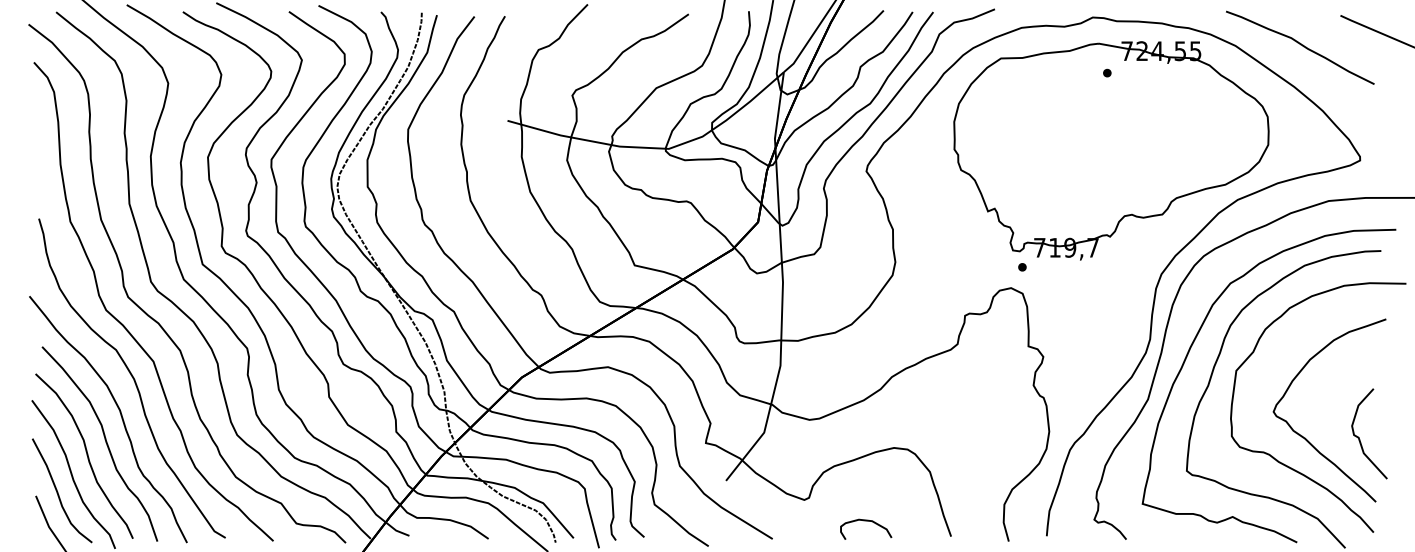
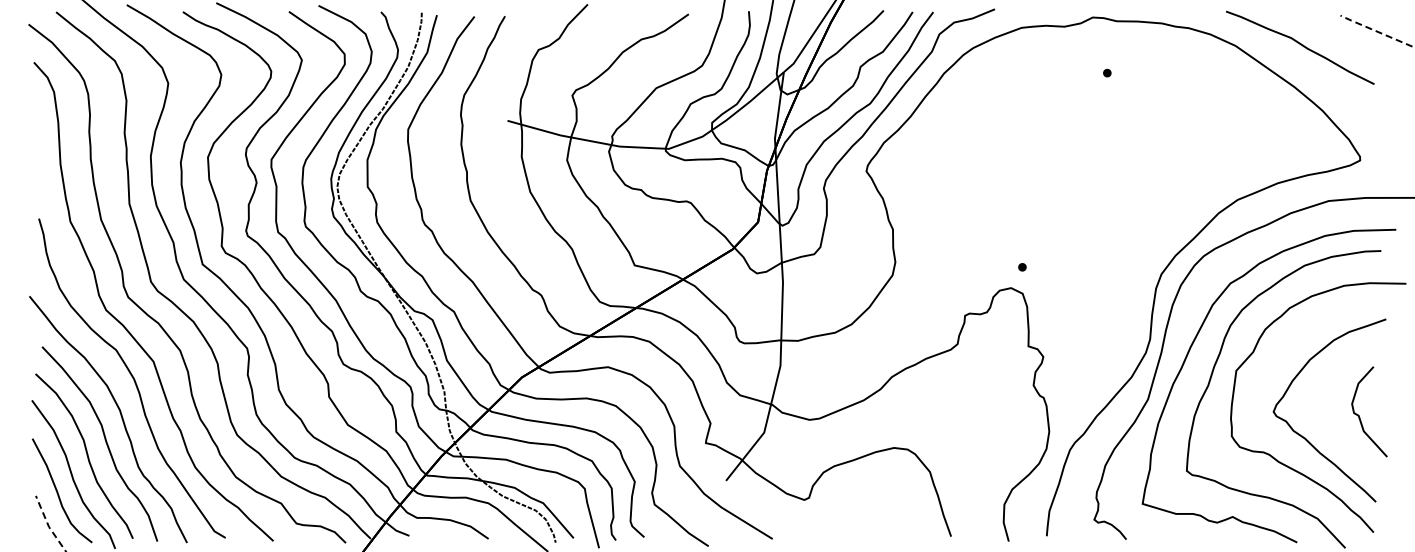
line: solid -> dashed (1376, 31)
part: present -> none (1111, 150)
curve position: (1359, 437) -> (1359, 415) (1359, 415)
curve: present -> none (866, 521)
line: solid -> dashed (48, 525)
